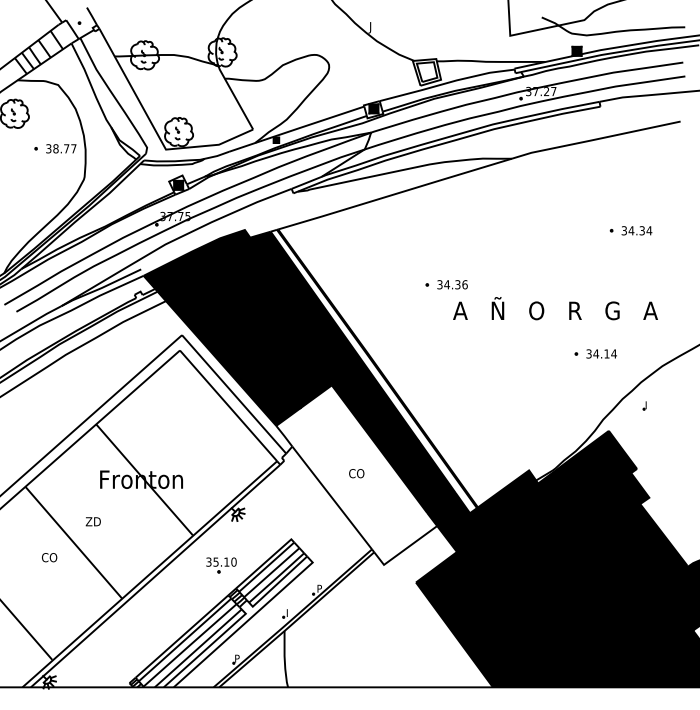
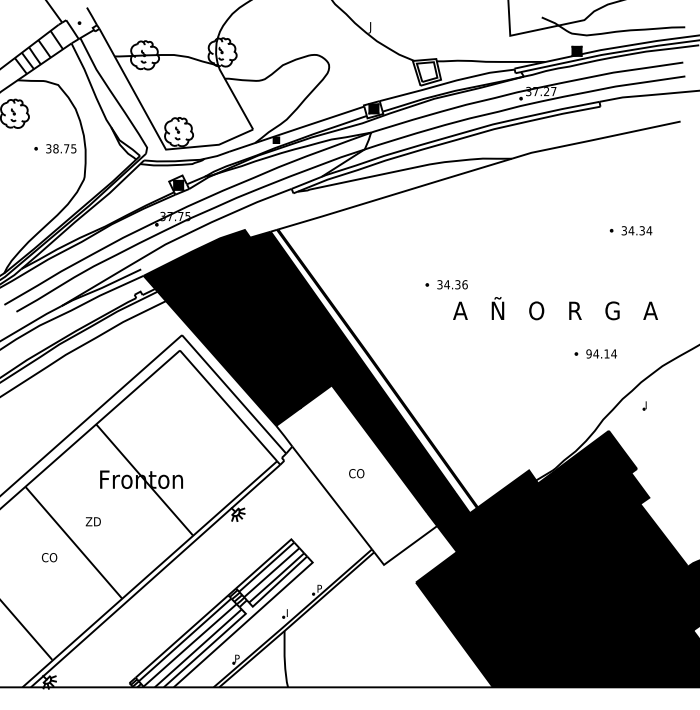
text: 38.77 -> 38.75 (73, 148)
text: 34.14 -> 94.14 (588, 353)
part: present -> none (221, 565)
